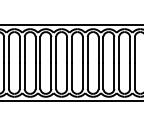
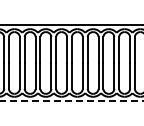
line: solid -> dashed (71, 101)
